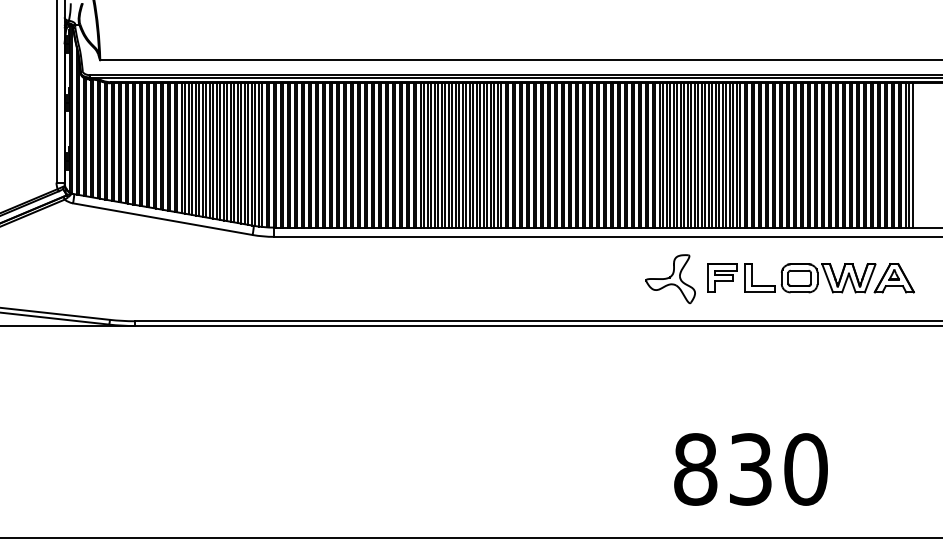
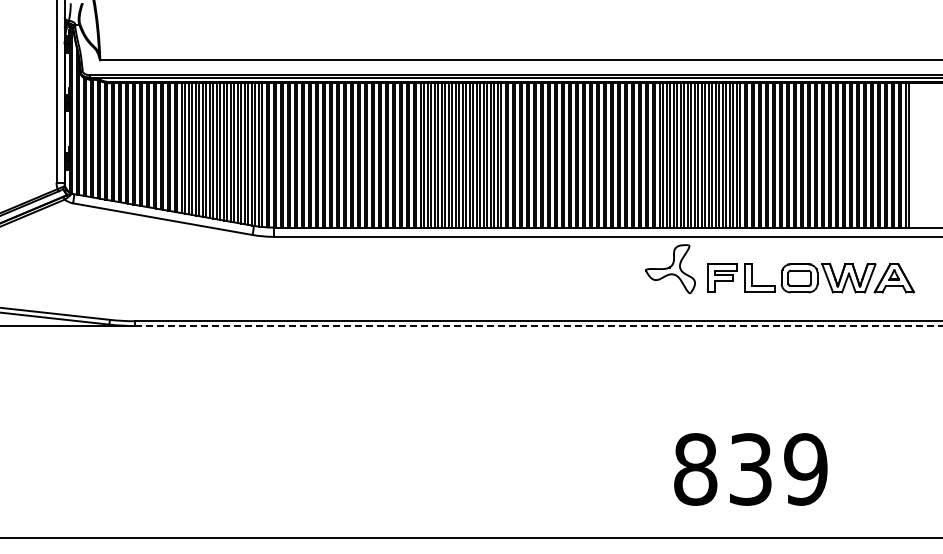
line: present -> none (913, 155)
part position: (670, 279) -> (670, 269) (670, 269)
line: solid -> dashed (538, 326)
text: 830 -> 839 (805, 469)
